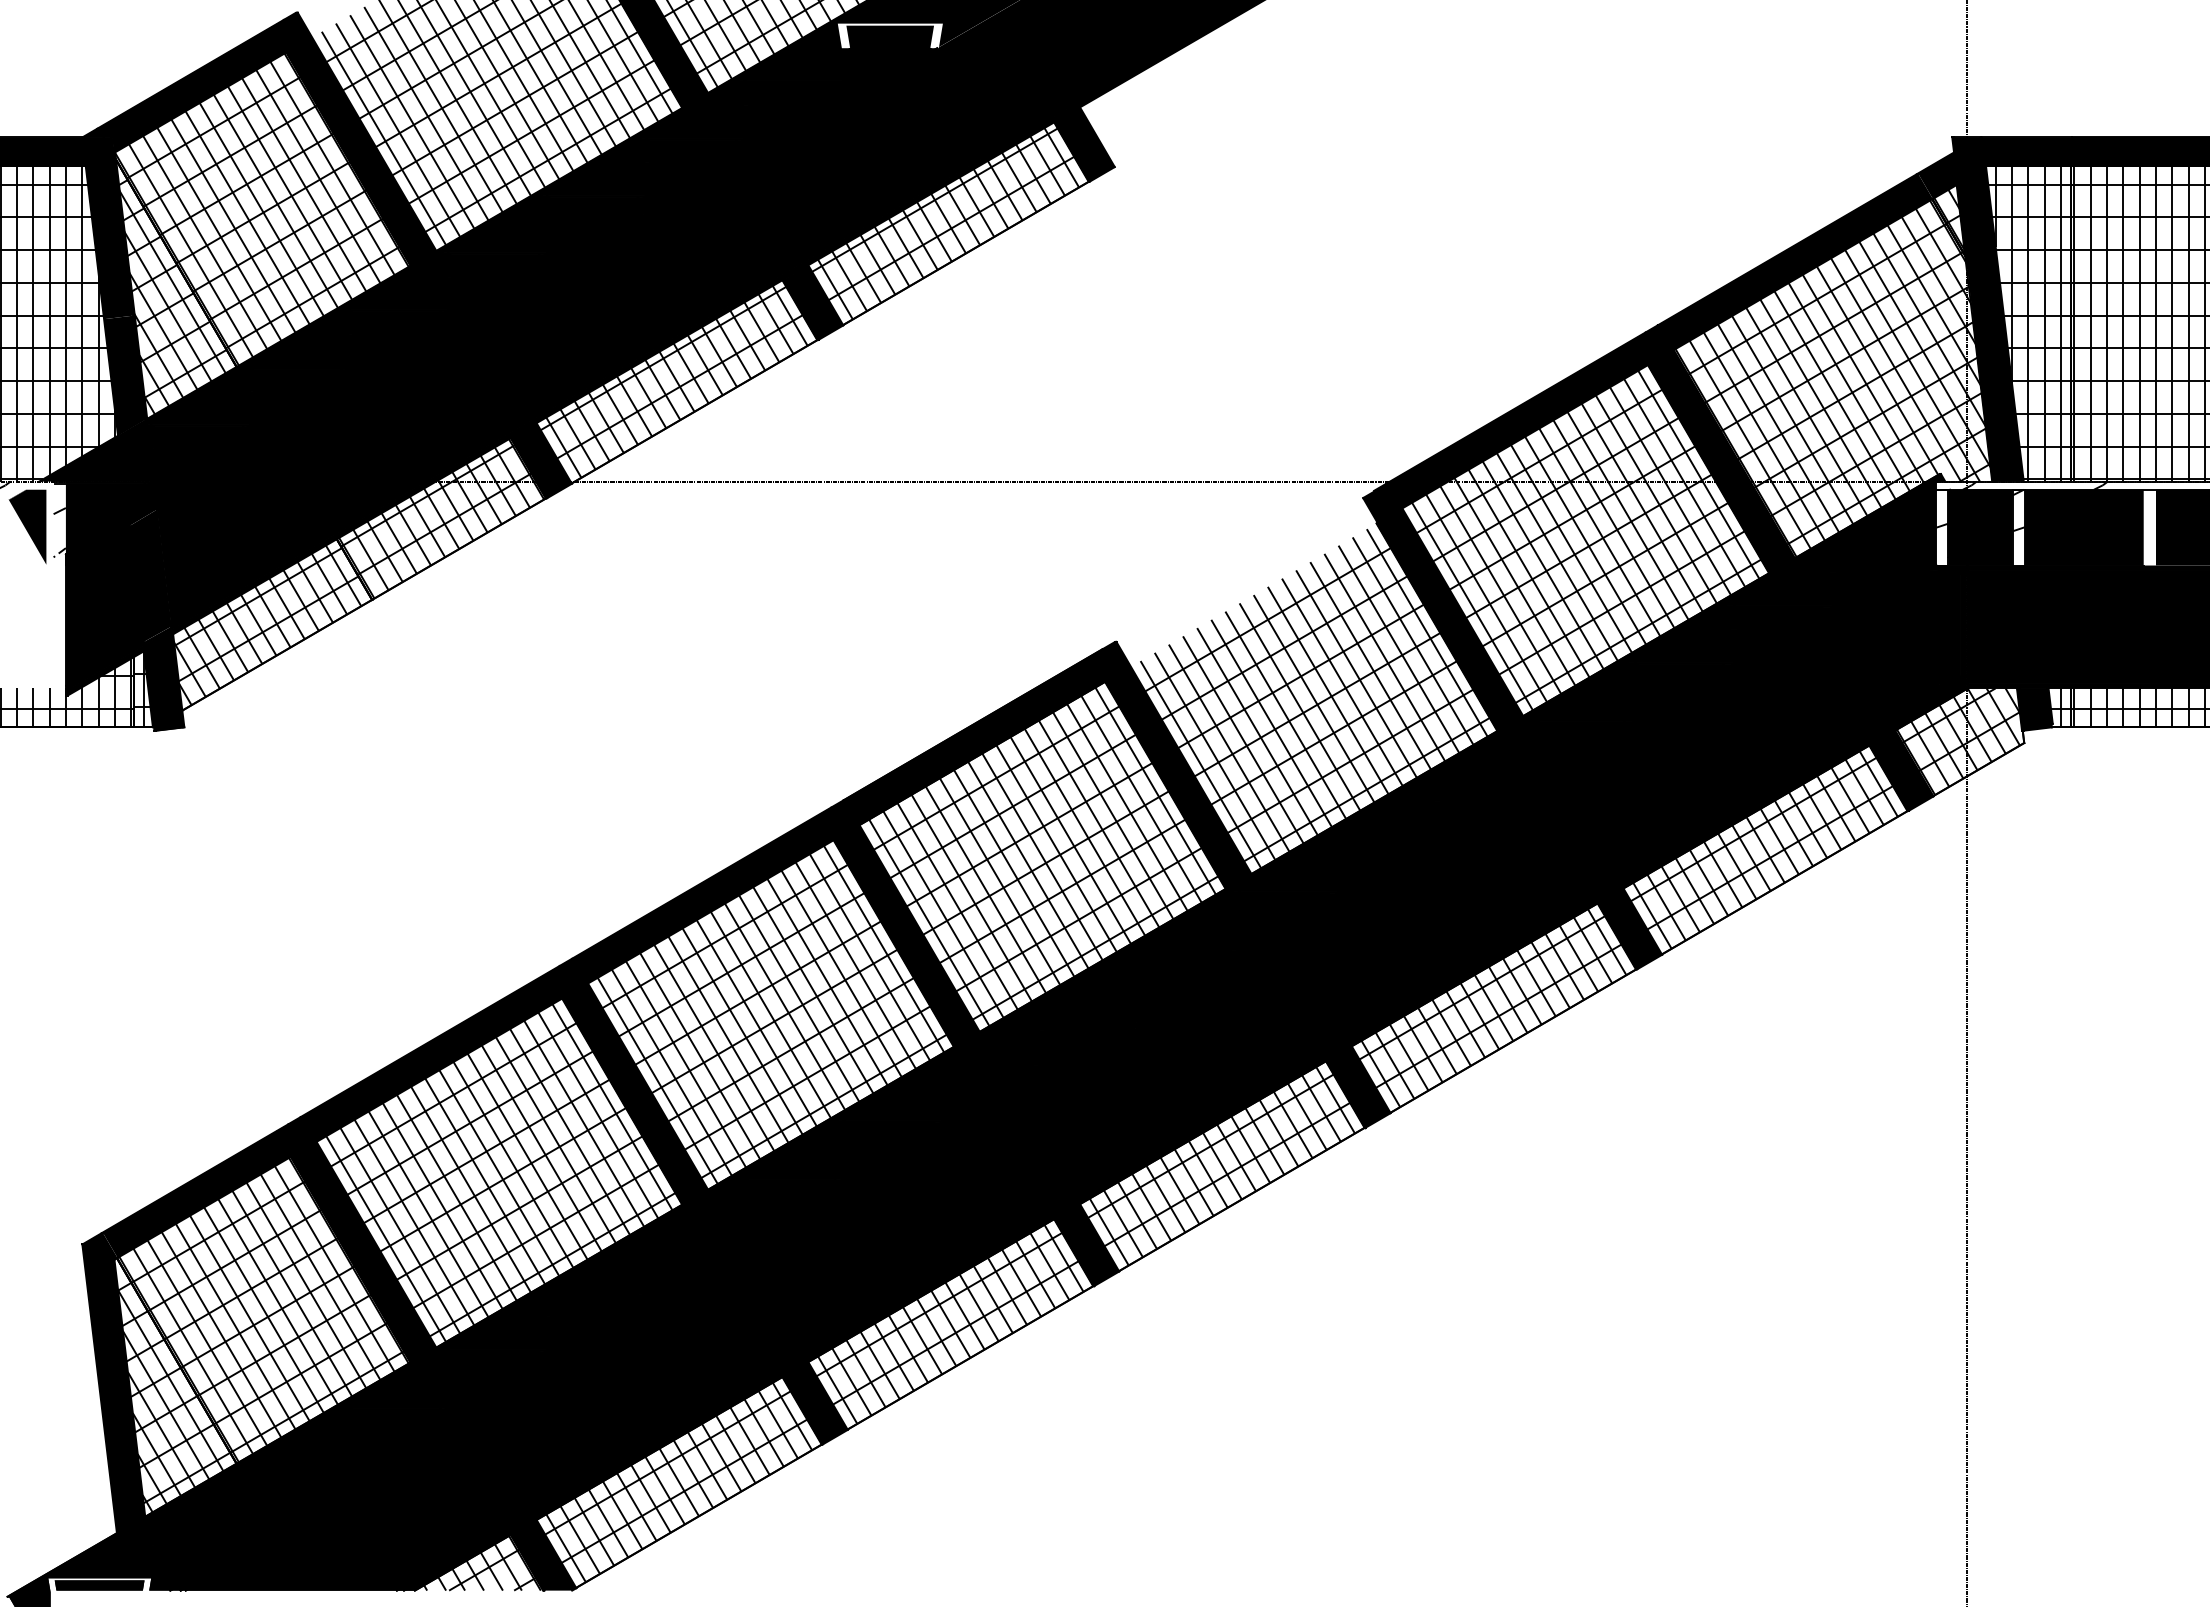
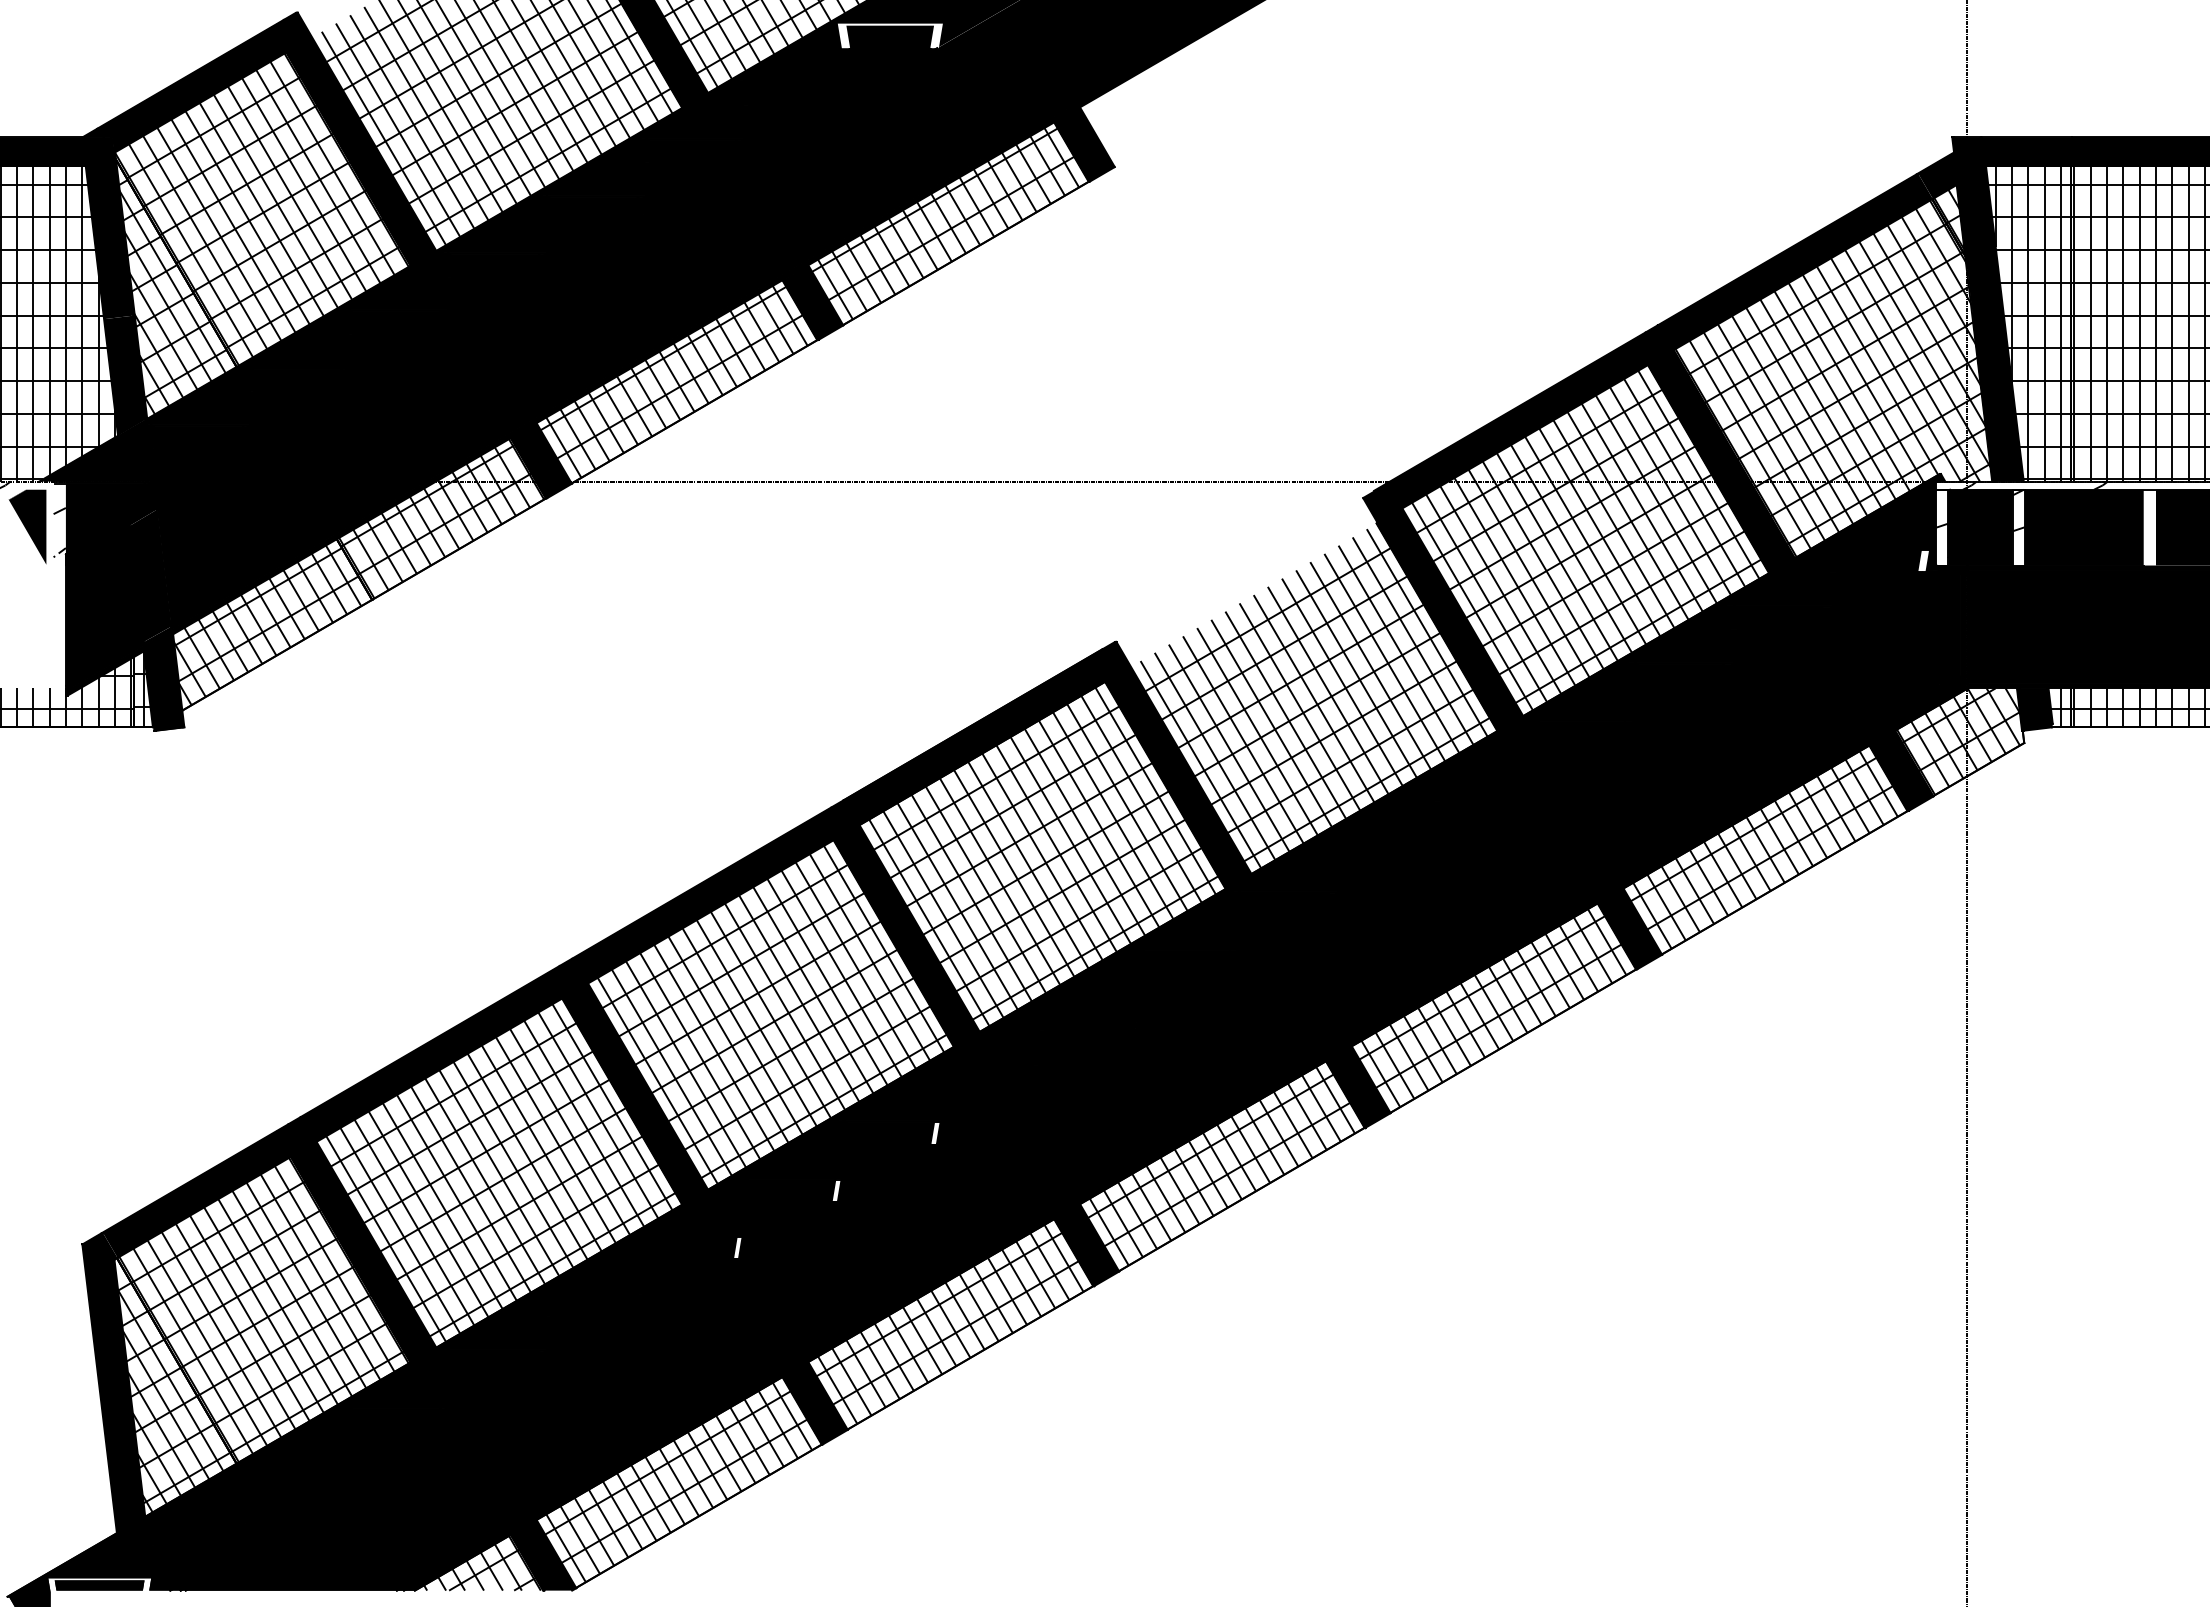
fill: present -> none (1923, 561)
fill: present -> none (935, 1133)
fill: present -> none (836, 1190)
fill: present -> none (737, 1247)
